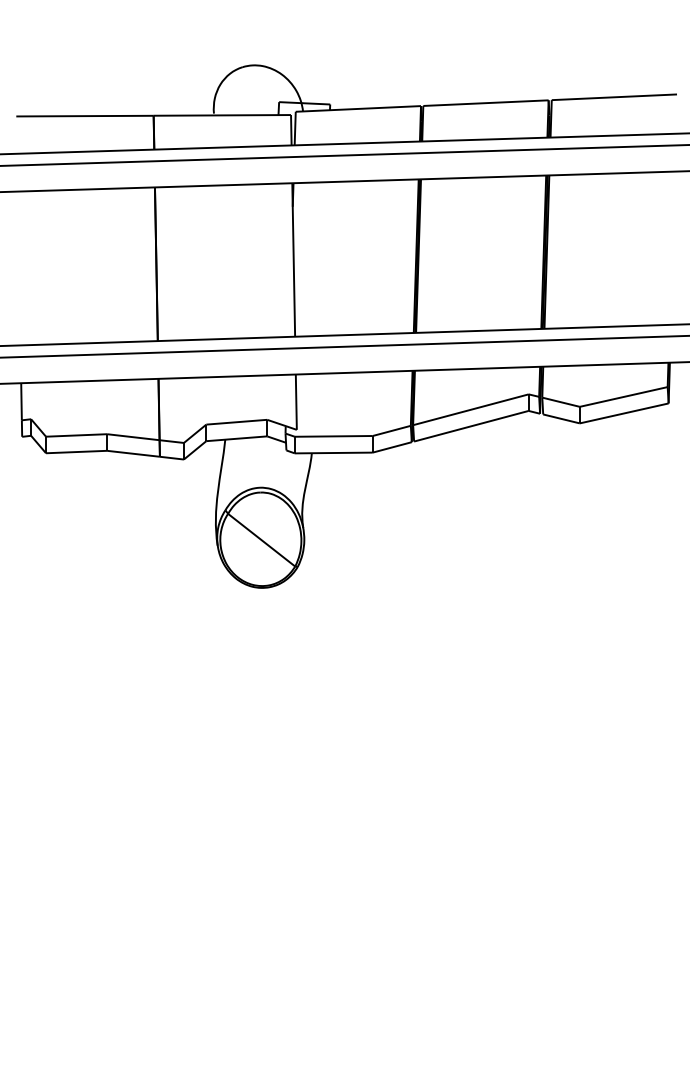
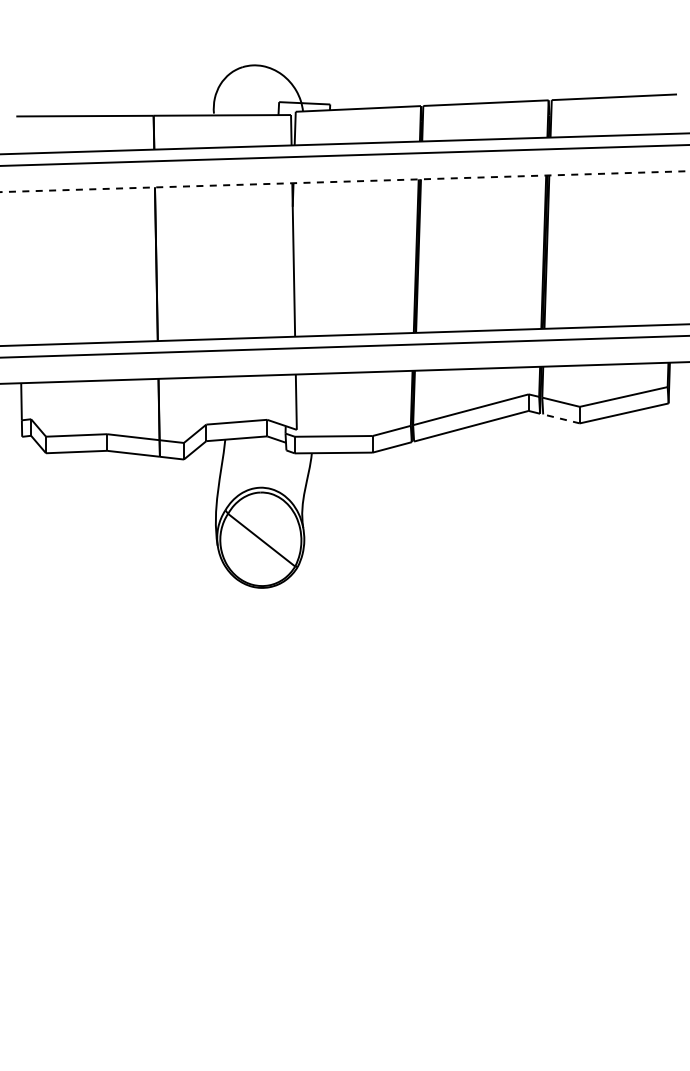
line: solid -> dashed (345, 181)
line: solid -> dashed (561, 418)
